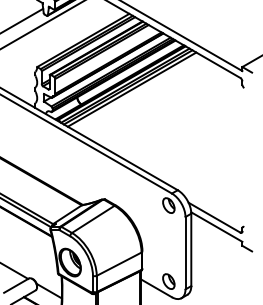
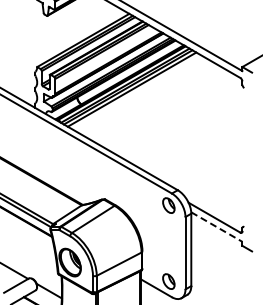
line: present -> none (22, 20)
line: present -> none (41, 24)
line: solid -> dashed (216, 227)
